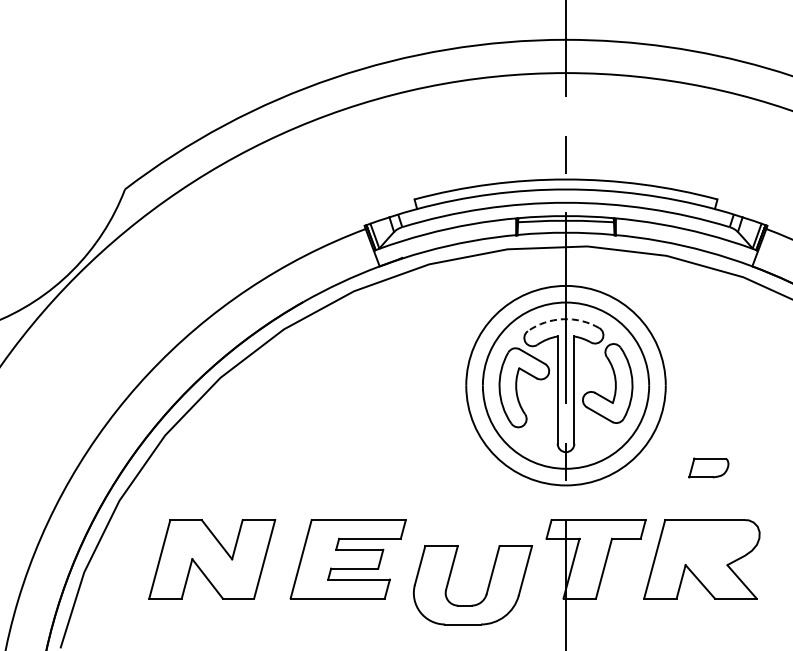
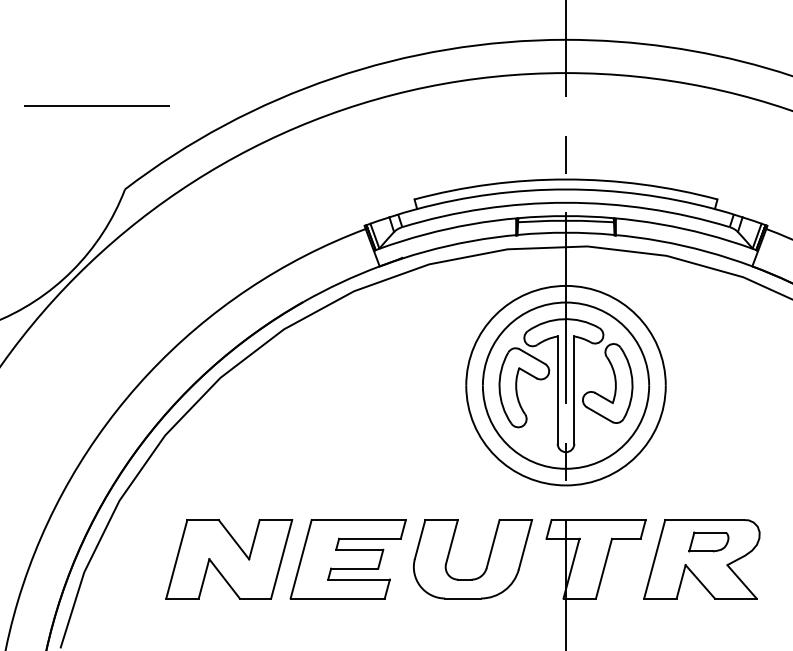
line: none -> present (96, 106)
arc: dashed -> solid (563, 319)
part position: (708, 467) -> (708, 541) (708, 541)
part position: (212, 559) -> (229, 559) (229, 559)
part position: (486, 590) -> (486, 564) (486, 564)
